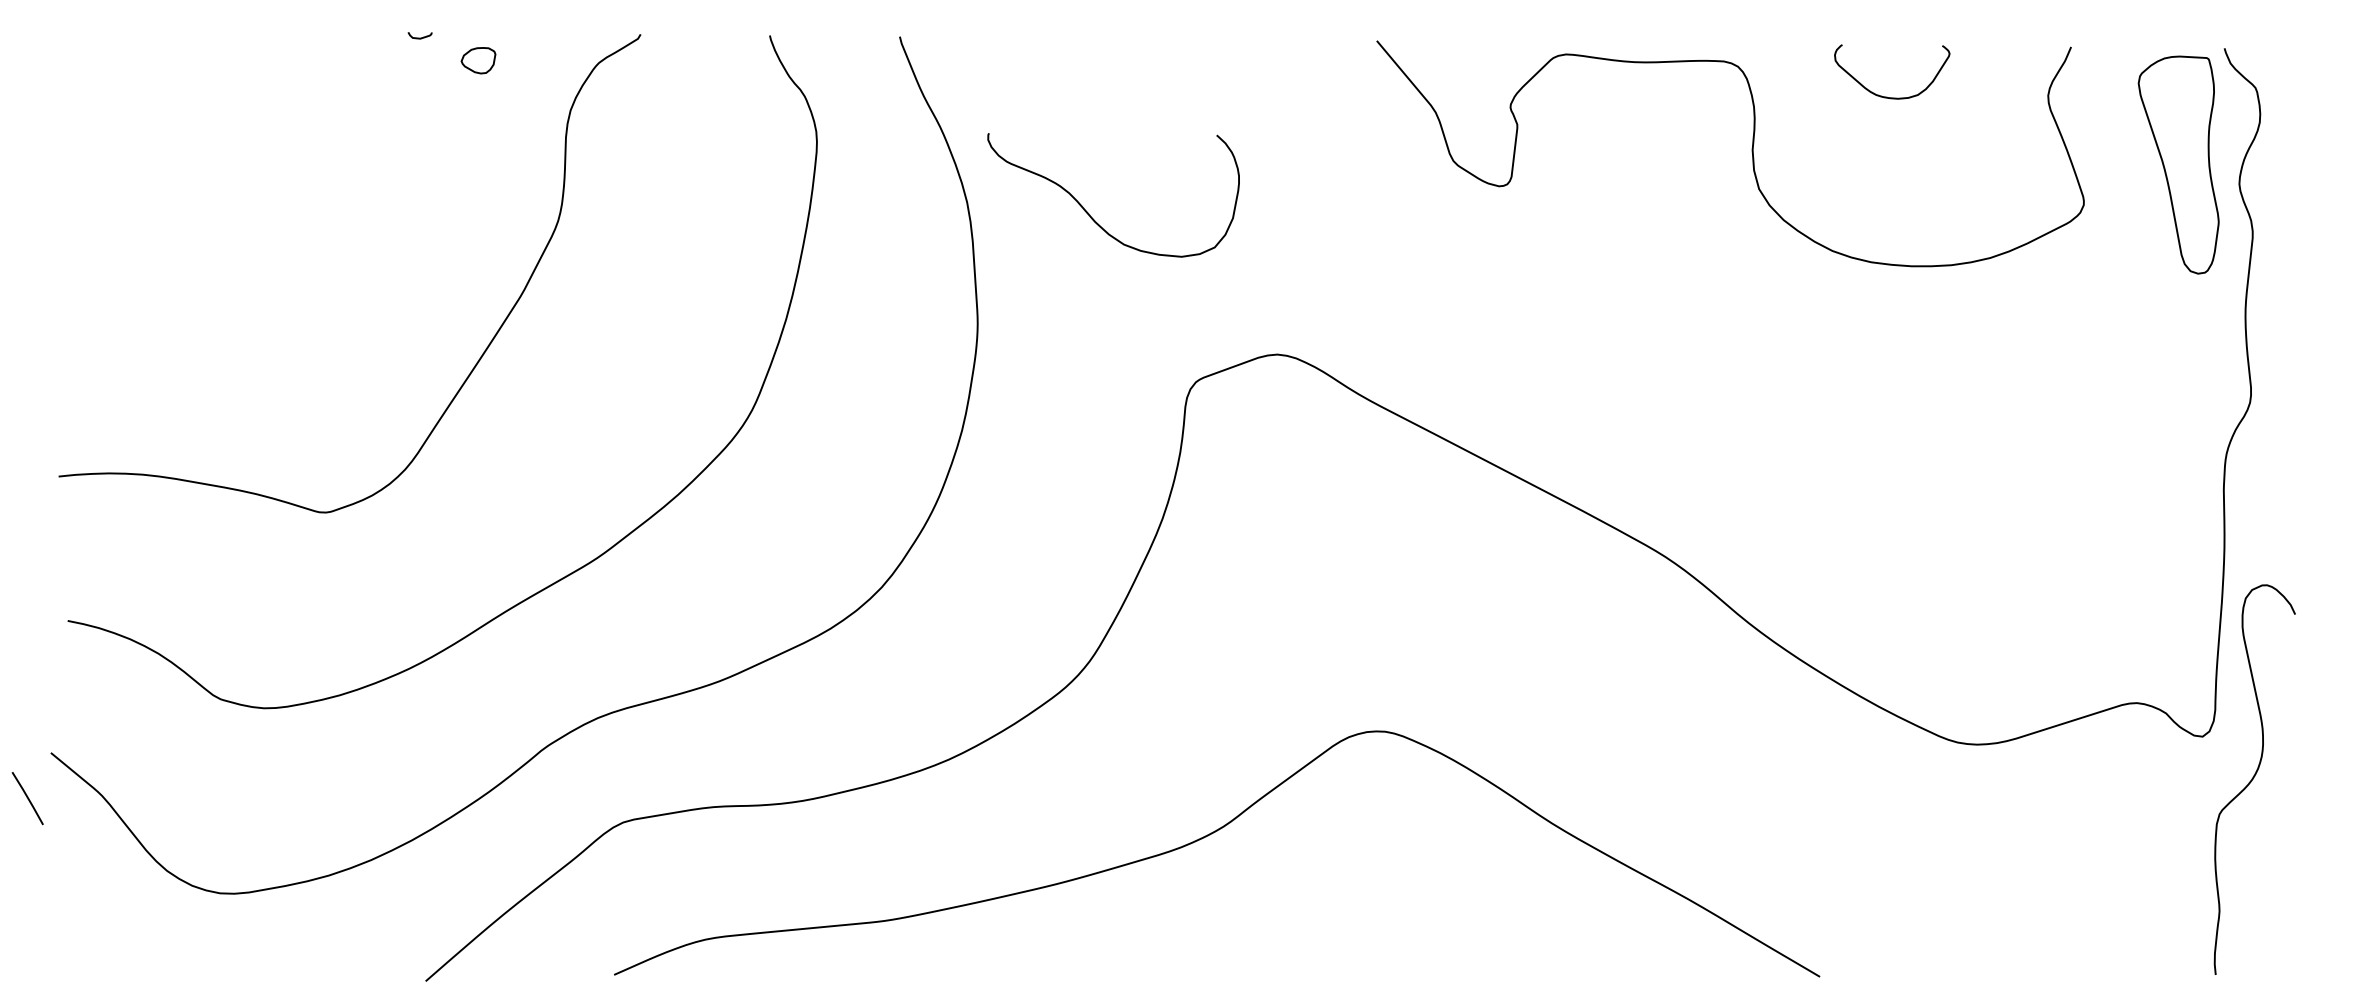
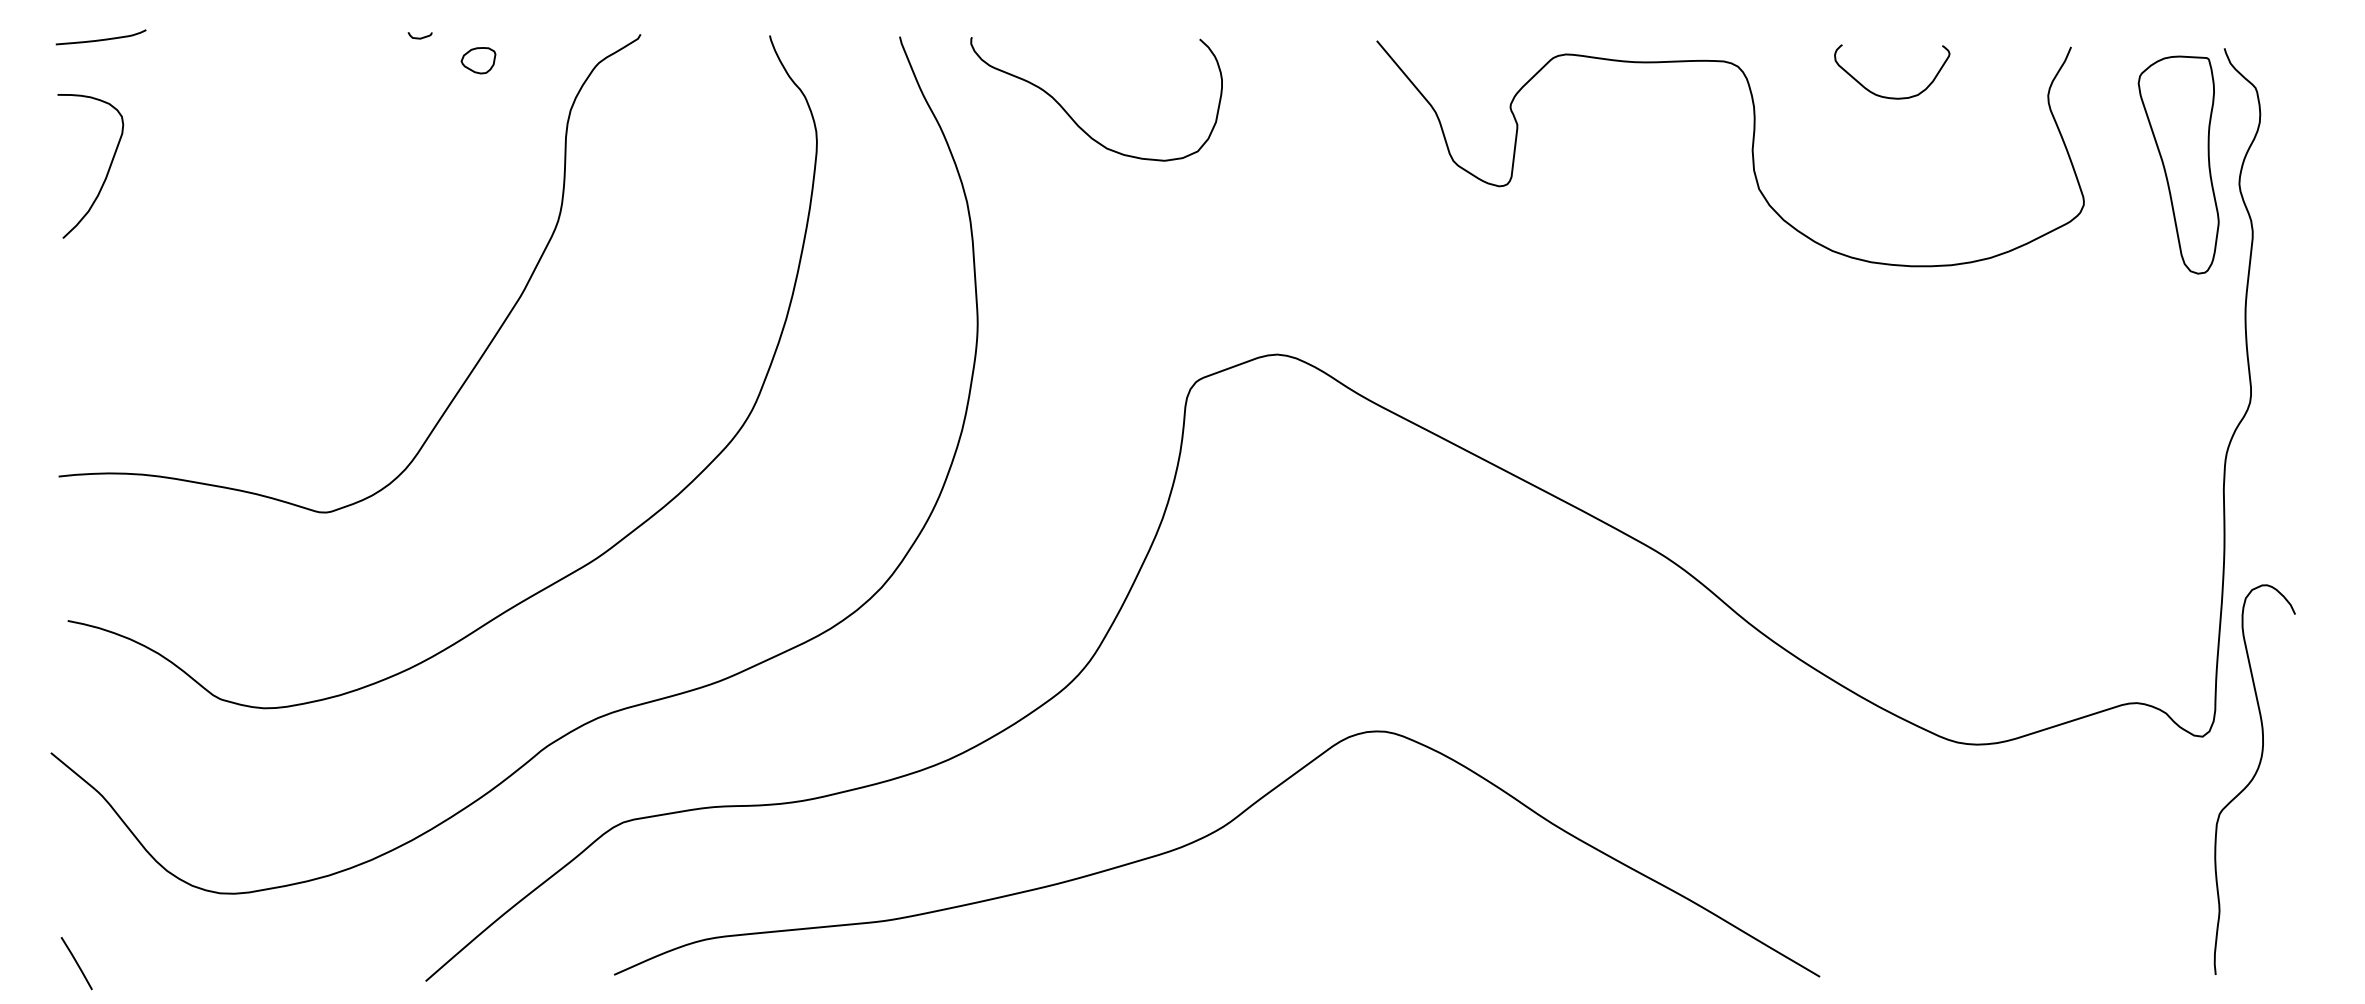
curve: none -> present (100, 39)
curve: none -> present (107, 170)
curve position: (1089, 213) -> (1072, 117) (1072, 117)
line position: (27, 798) -> (76, 963) (76, 963)
